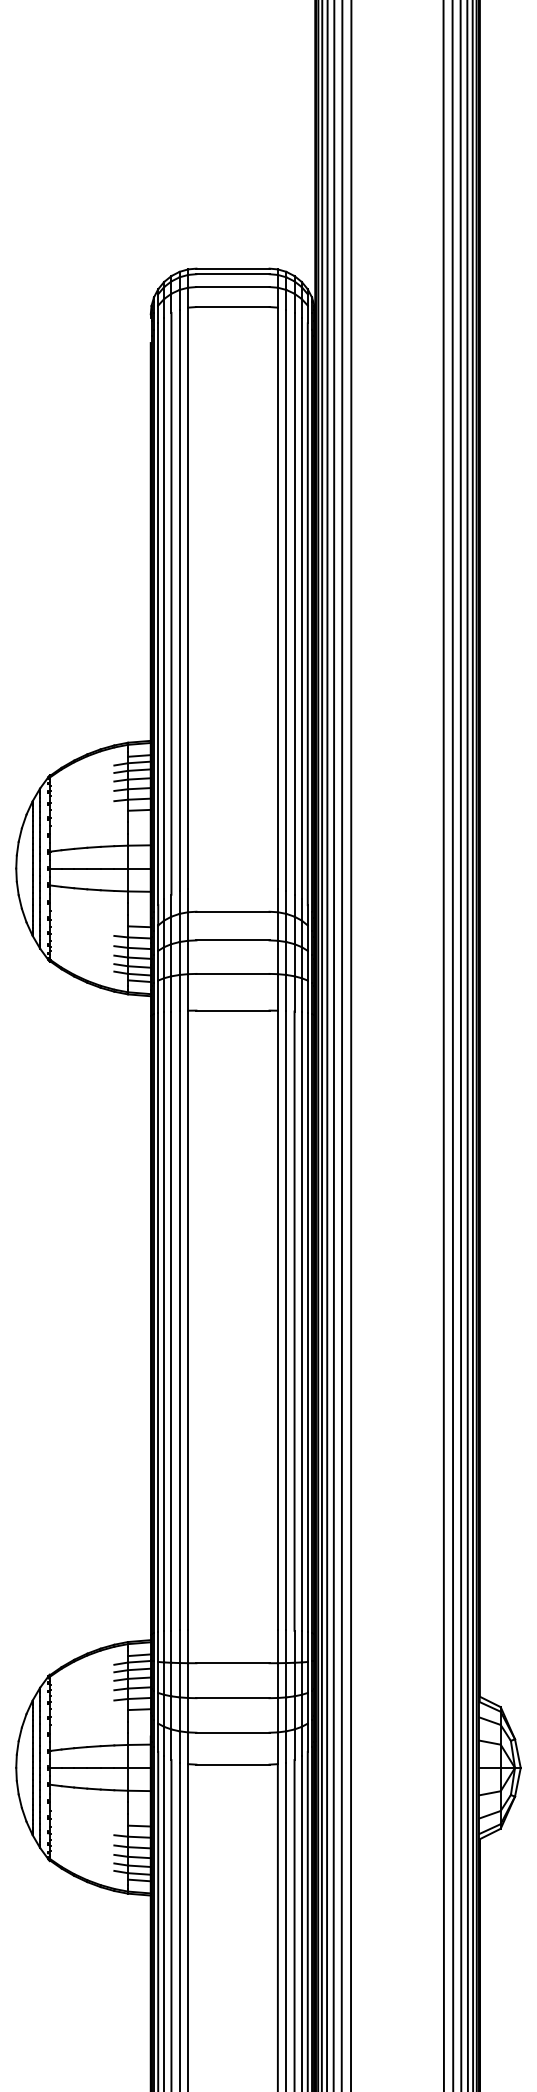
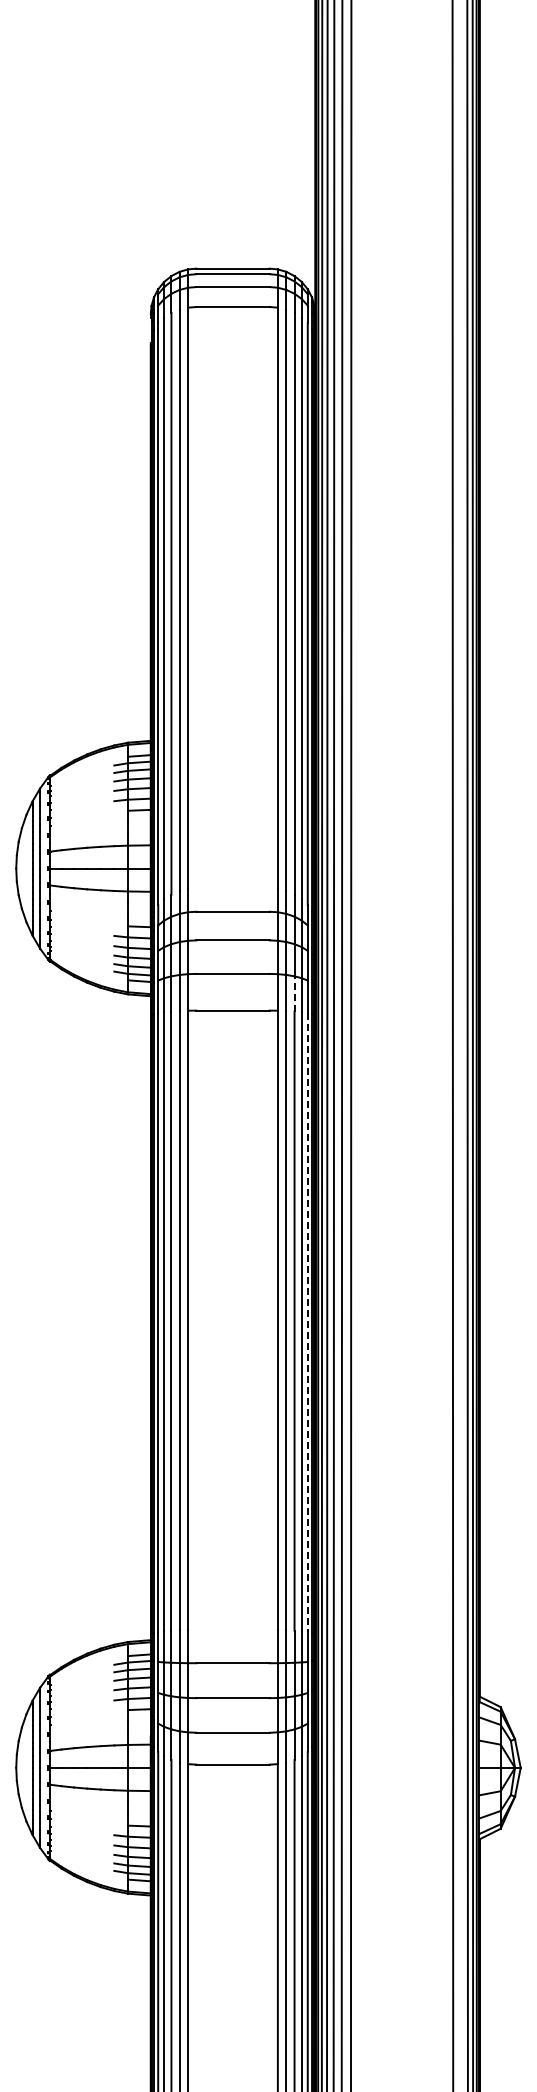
line: solid -> dashed (294, 993)
line: present -> none (443, 1045)
line: present -> none (460, 1045)
line: solid -> dashed (307, 1322)
